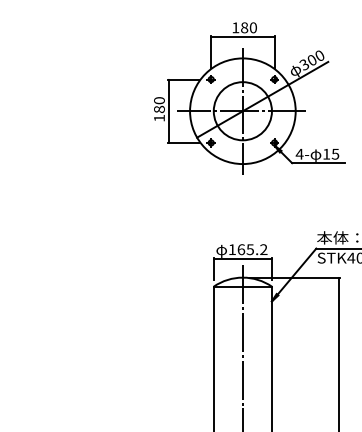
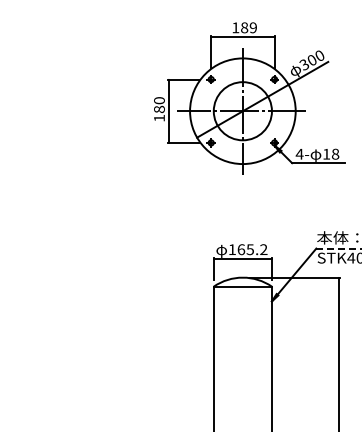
text: 180 -> 189 (252, 27)
text: 15 -> 18 (335, 153)
line: solid -> dashed (339, 248)
line: present -> none (242, 346)
